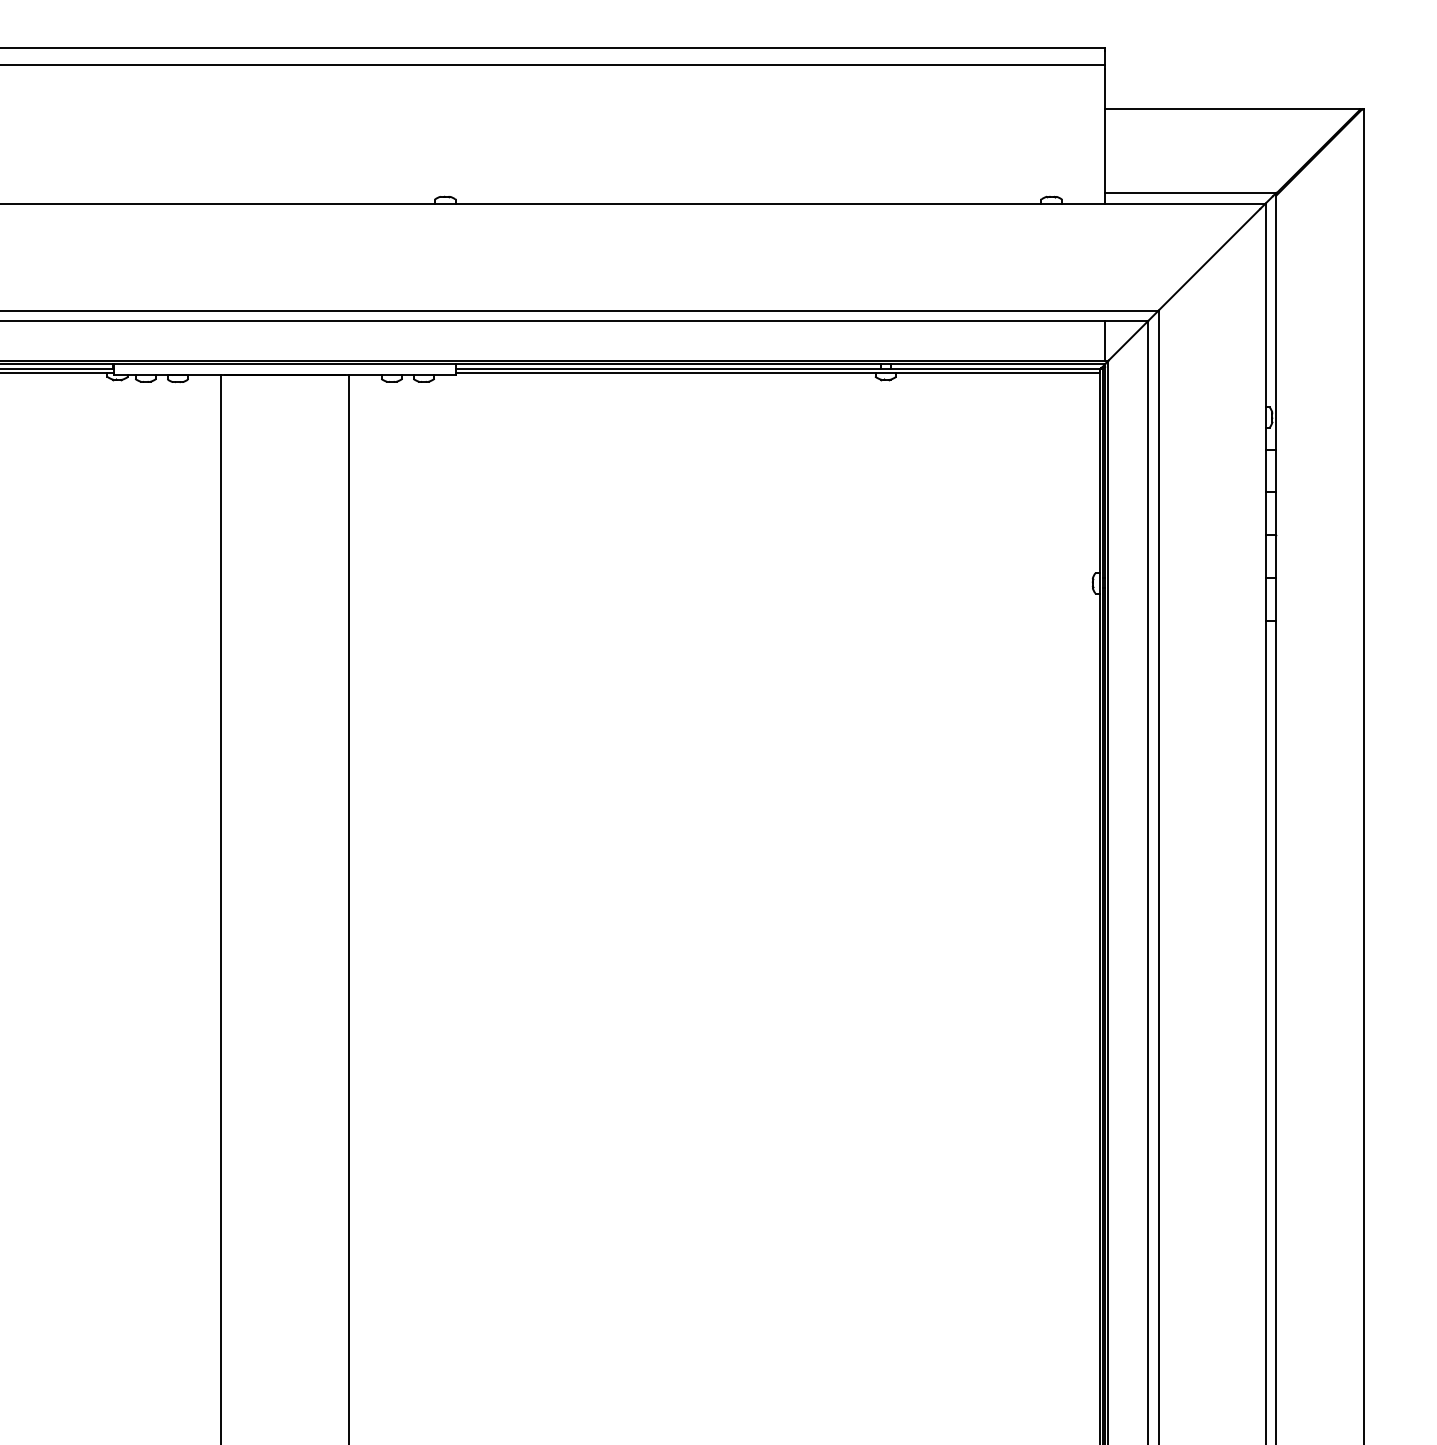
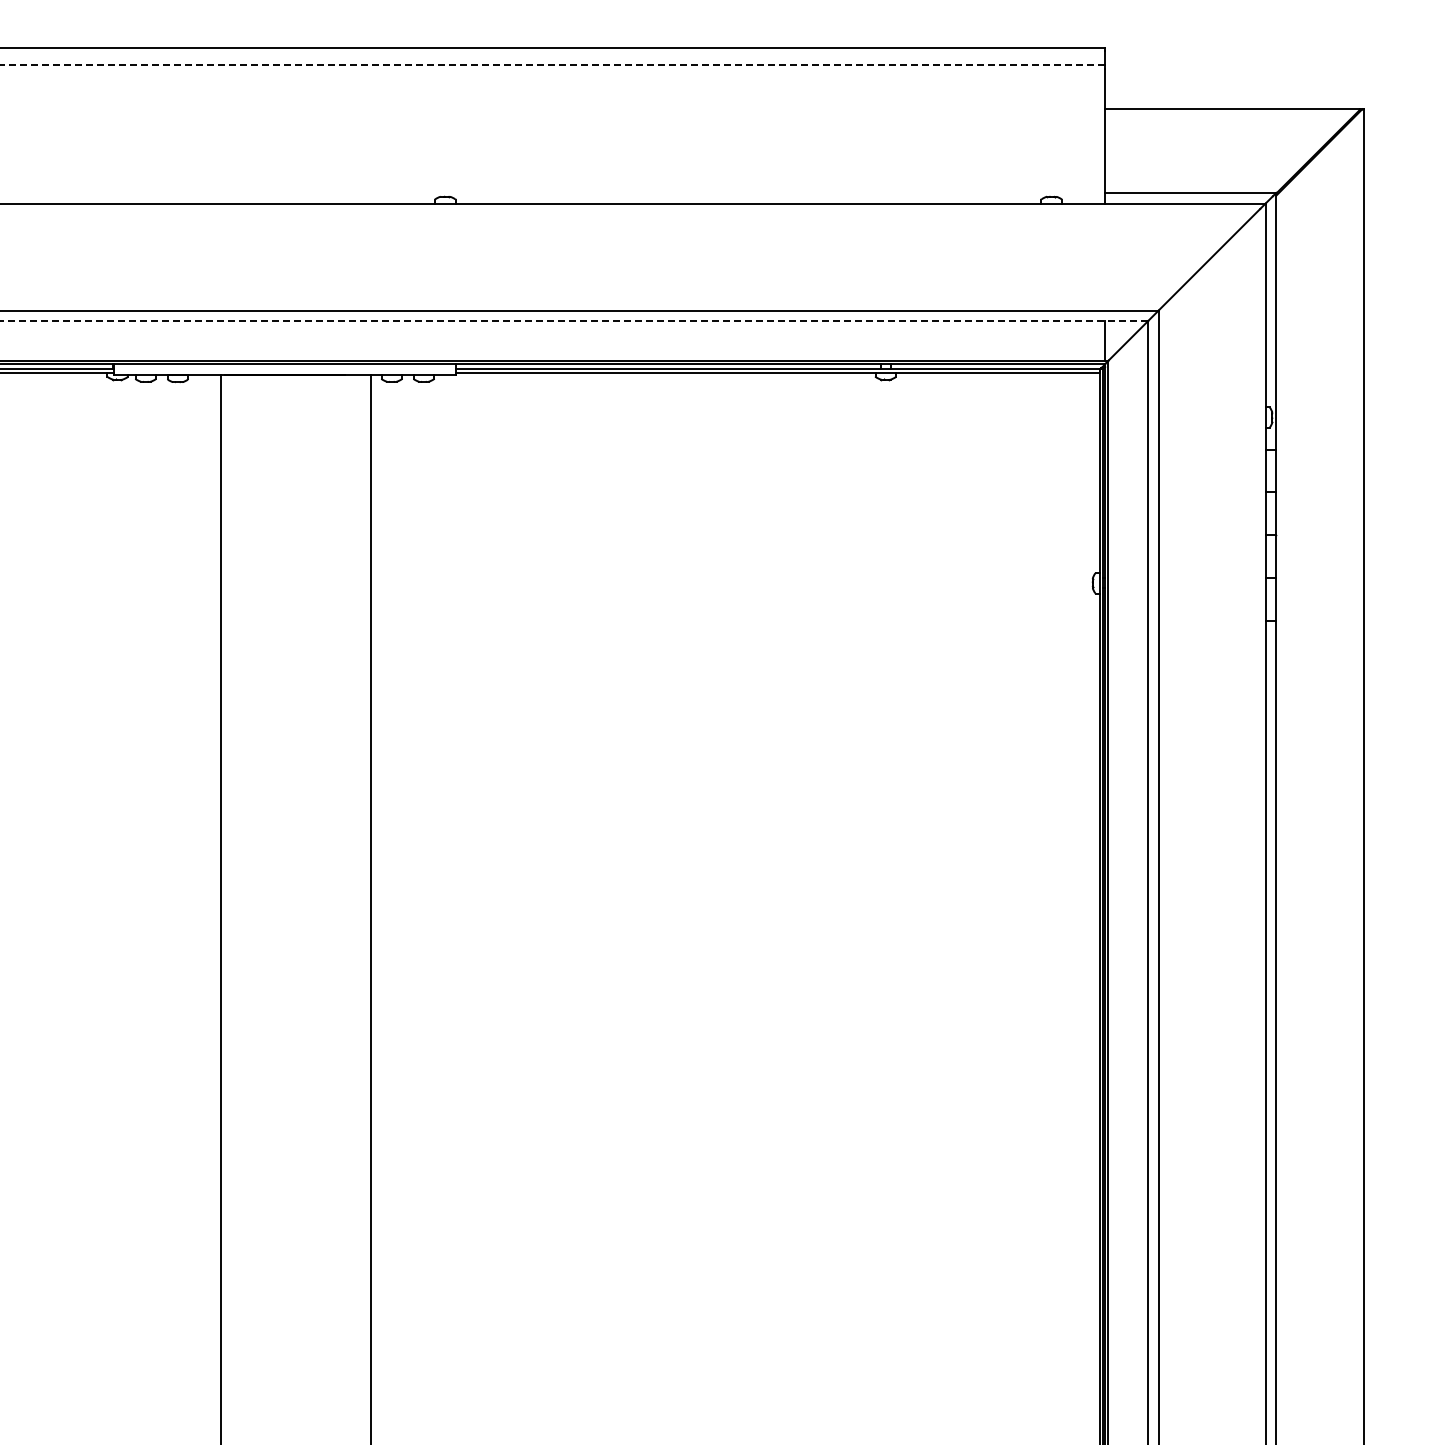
line: solid -> dashed (552, 64)
line: solid -> dashed (574, 321)
line position: (349, 907) -> (371, 907) (371, 907)
